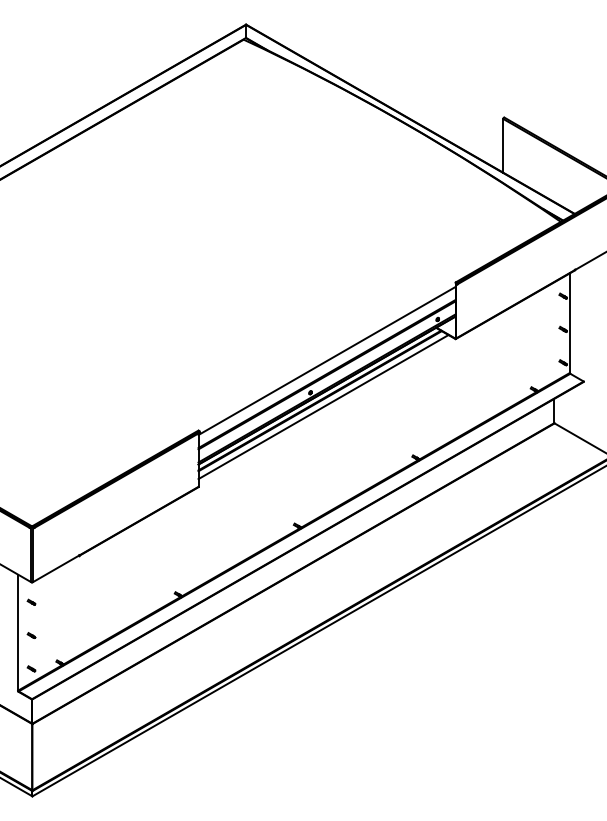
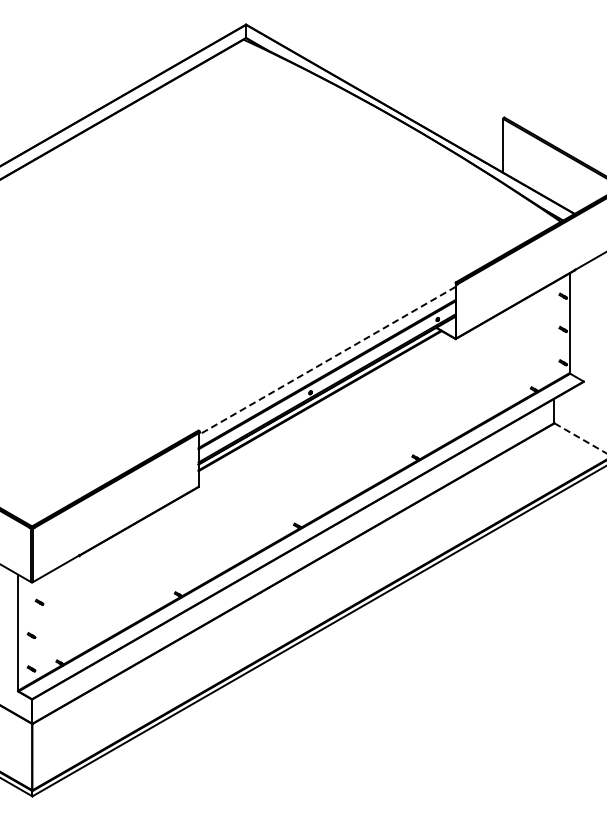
line: solid -> dashed (326, 361)
line: present -> none (323, 407)
line: solid -> dashed (581, 438)
part position: (31, 601) -> (39, 601) (39, 601)
